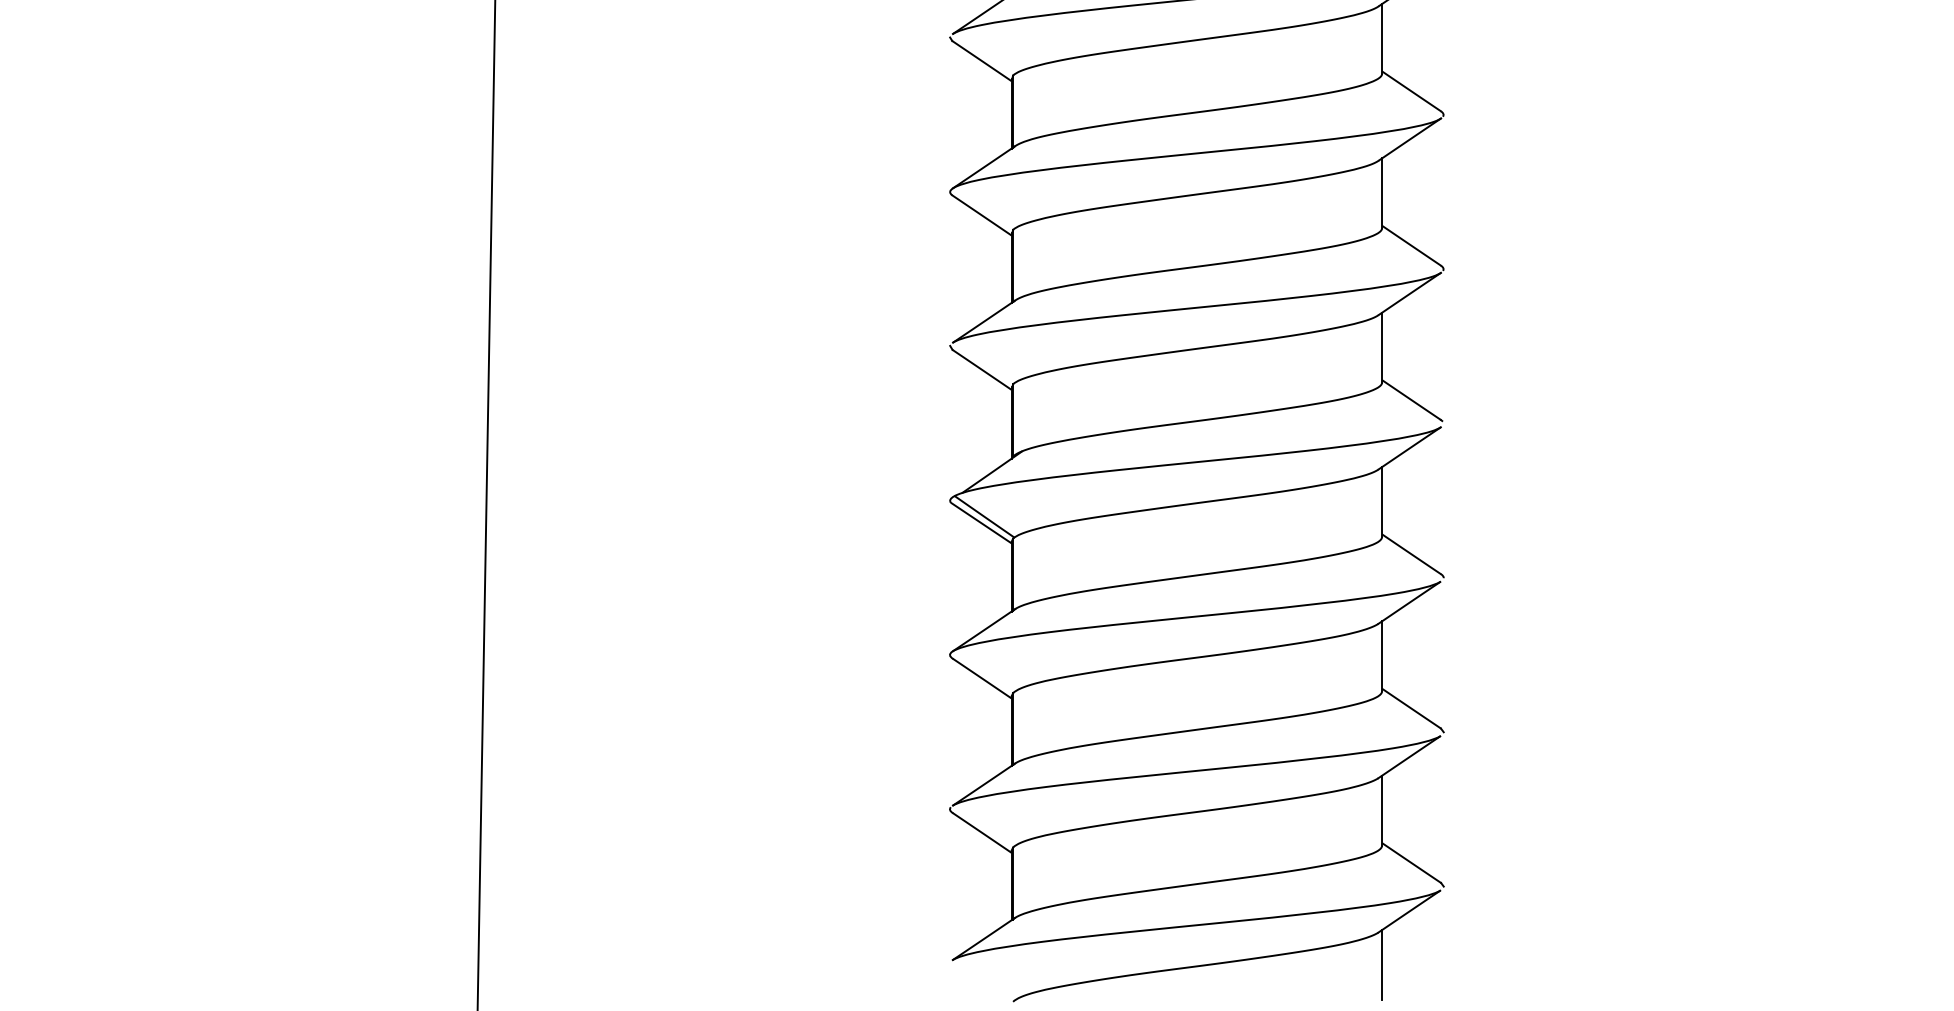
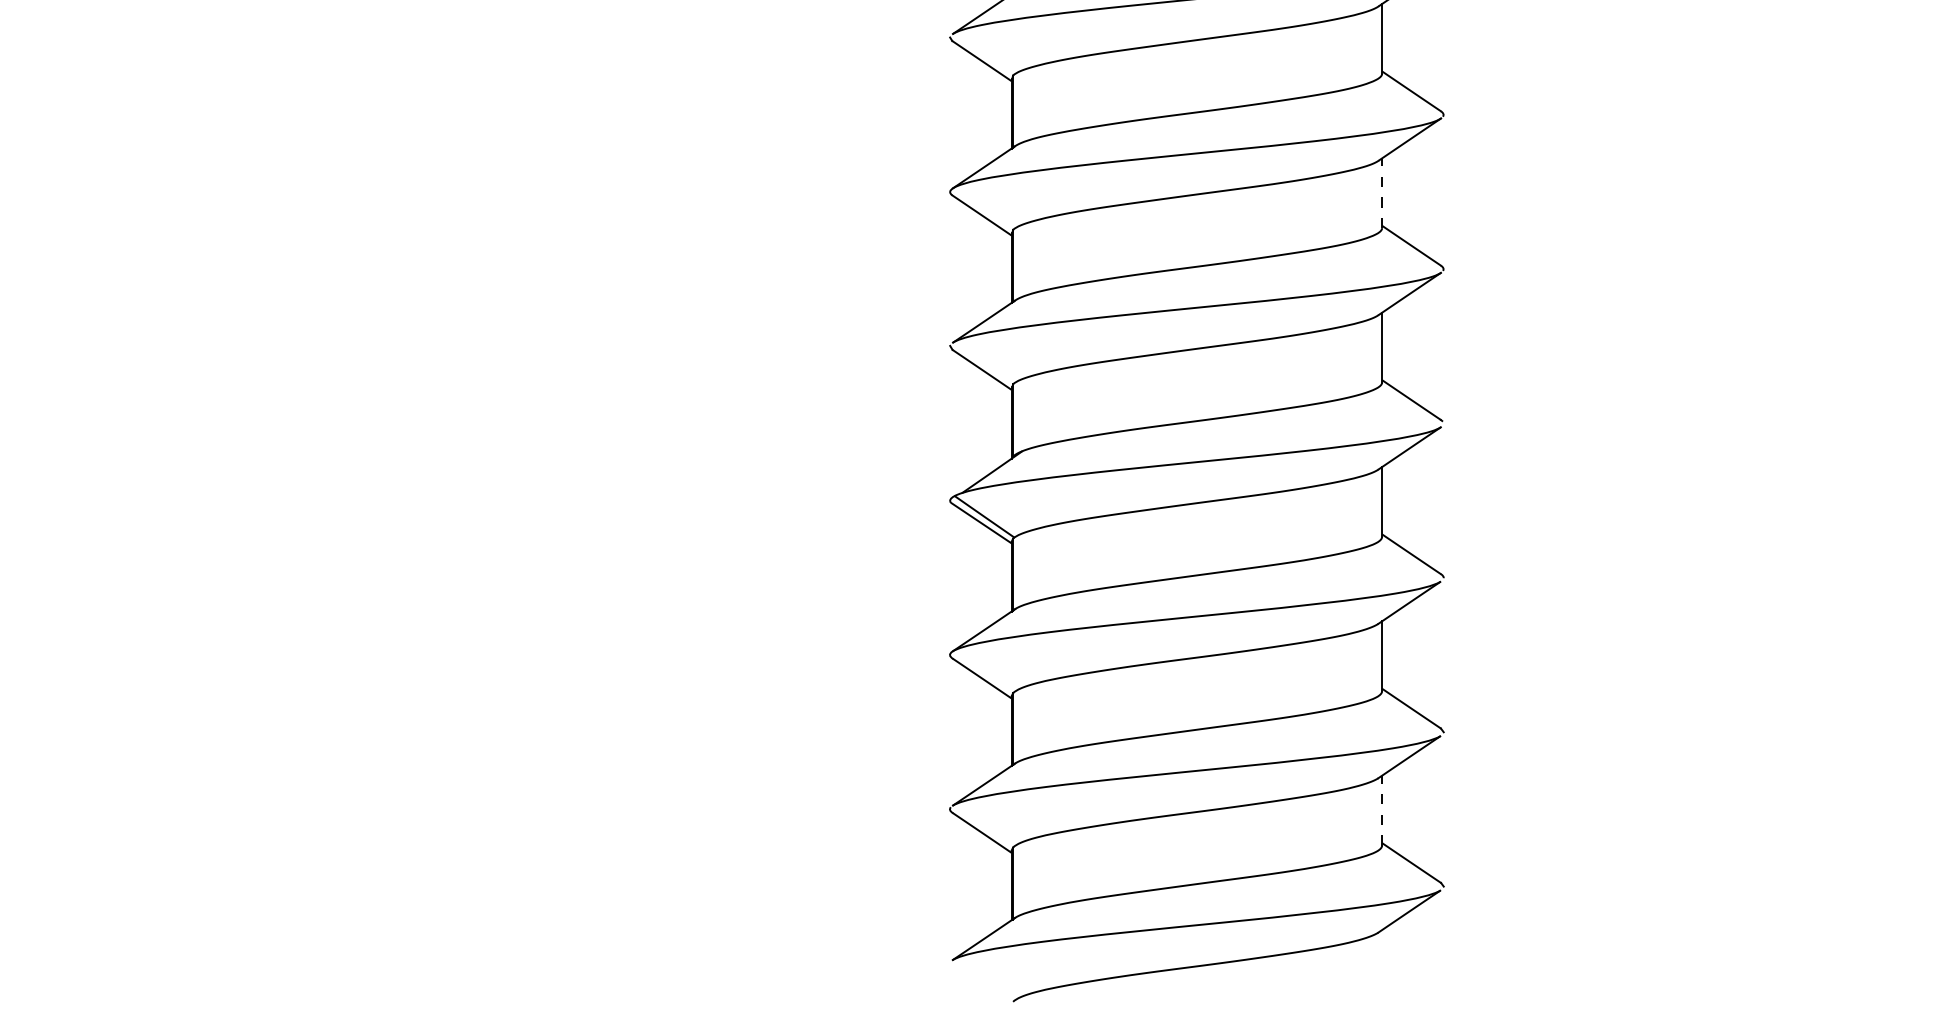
line: solid -> dashed (1382, 193)
line: present -> none (486, 504)
line: solid -> dashed (1382, 810)
line: present -> none (1382, 964)
